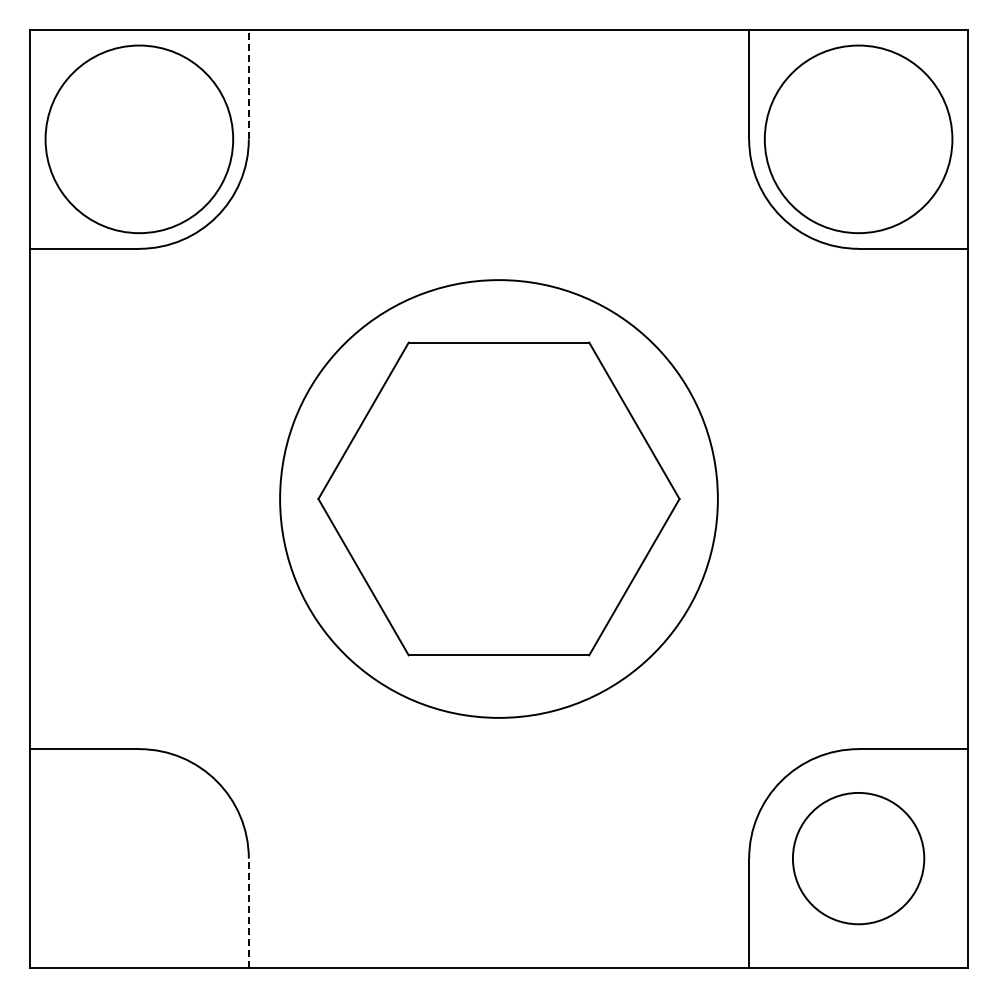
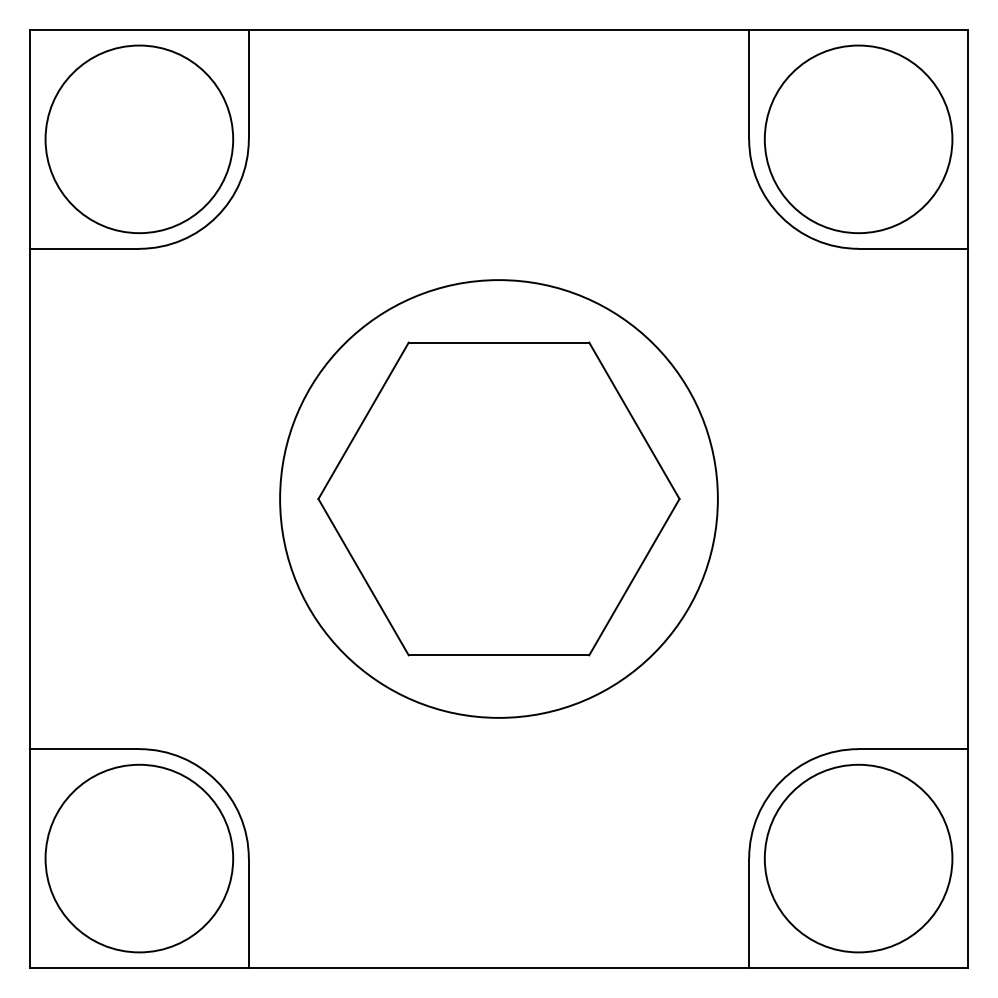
line: dashed -> solid (248, 84)
circle: none -> present (139, 858)
circle diameter: 131 px -> 188 px (858, 858)
line: dashed -> solid (248, 913)
